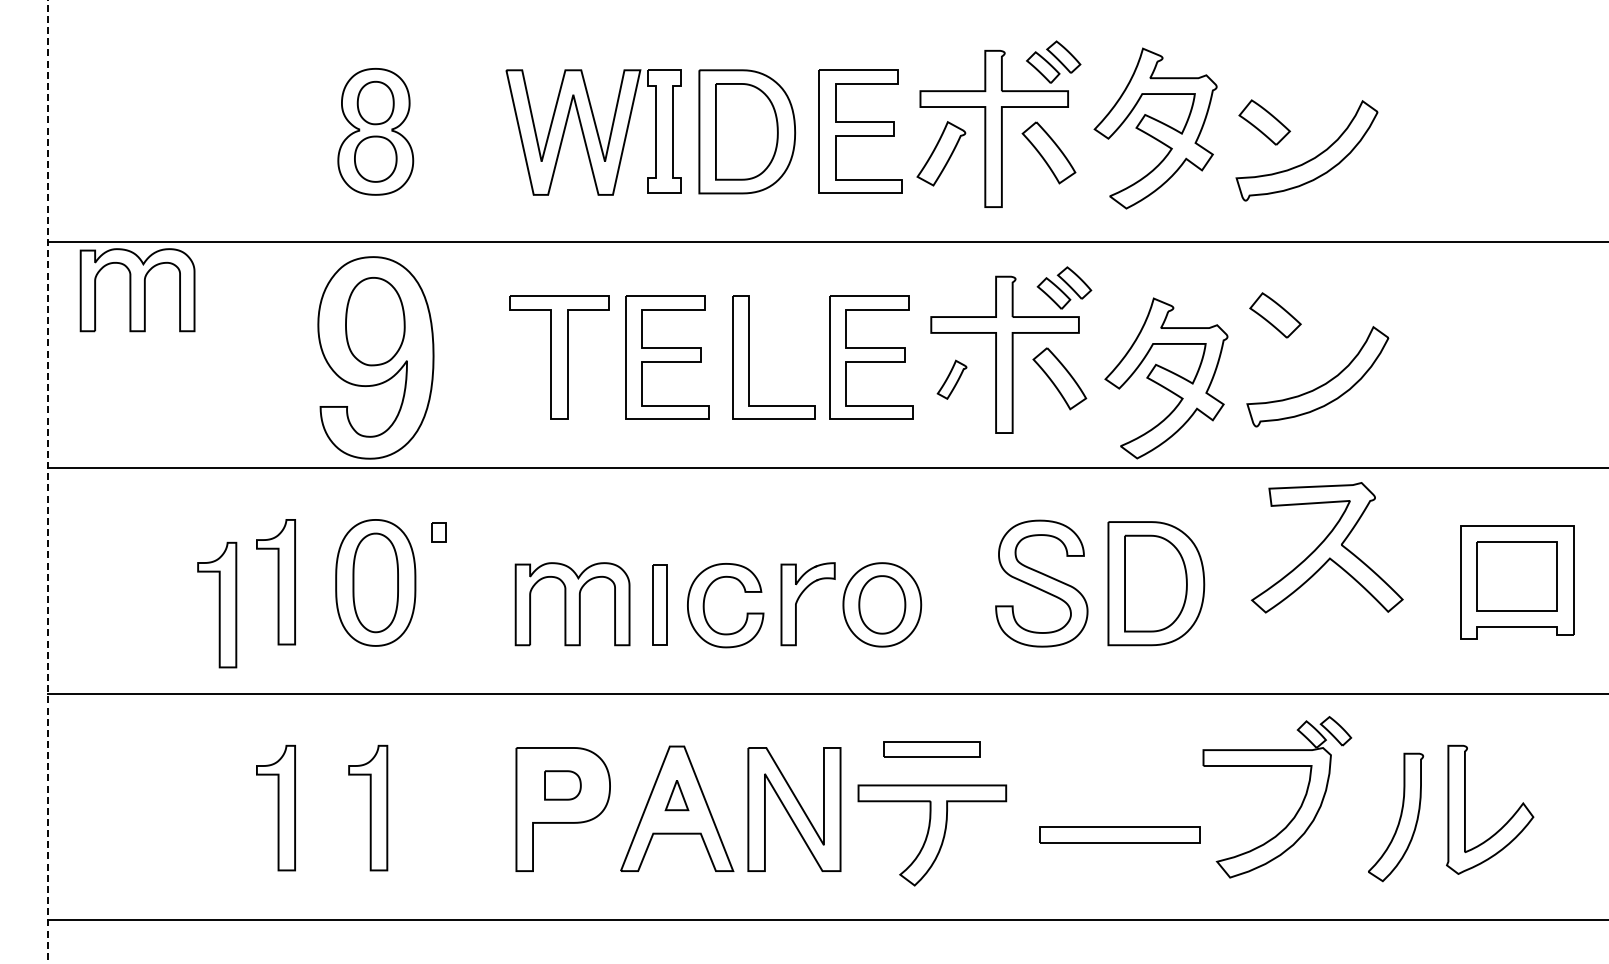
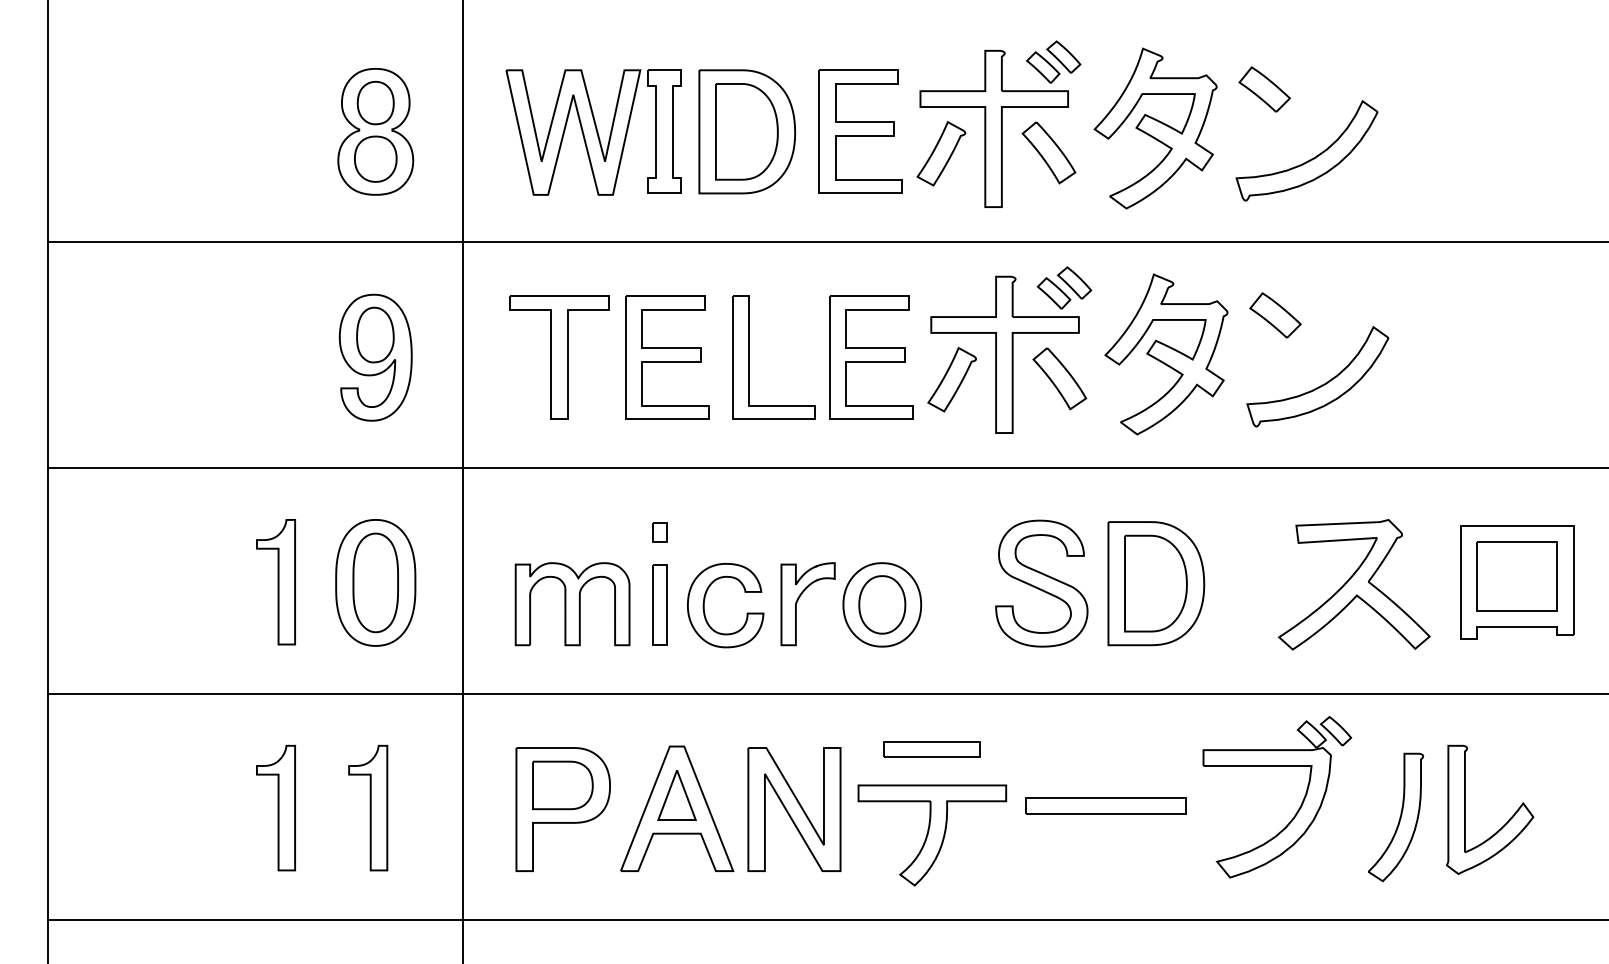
part position: (1264, 122) -> (1264, 89) (1264, 89)
part: present -> none (137, 290)
part size: 118x204 px -> 75x129 px (375, 357)
part position: (1166, 378) -> (1166, 354) (1166, 354)
part size: 32x41 px -> 50x66 px (951, 379)
line: none -> present (463, 481)
line: dashed -> solid (48, 482)
part position: (438, 532) -> (659, 532) (659, 532)
part position: (1326, 547) -> (1353, 584) (1353, 584)
part: present -> none (217, 604)
part size: 38x31 px -> 62x51 px (562, 785)
part size: 26x32 px -> 40x51 px (676, 795)
part position: (1119, 834) -> (1105, 805) (1105, 805)
